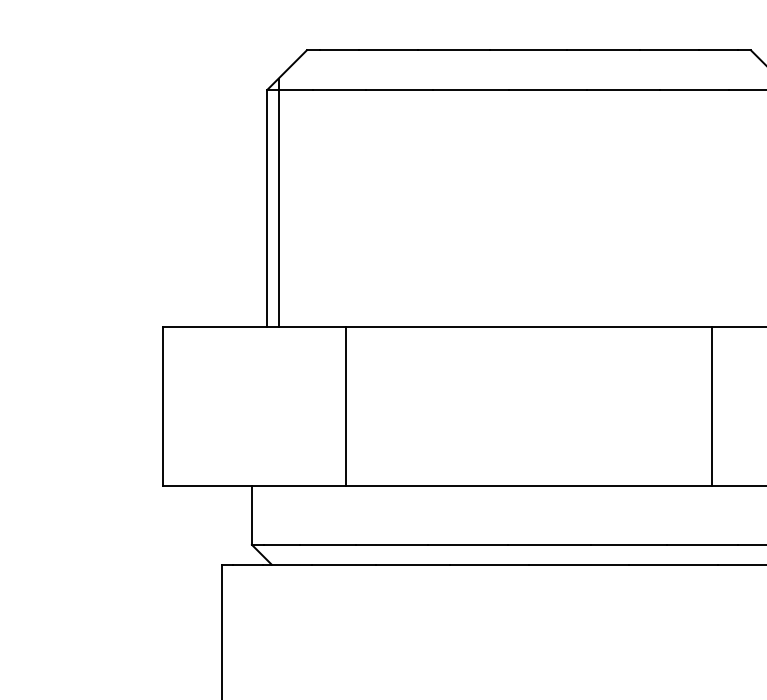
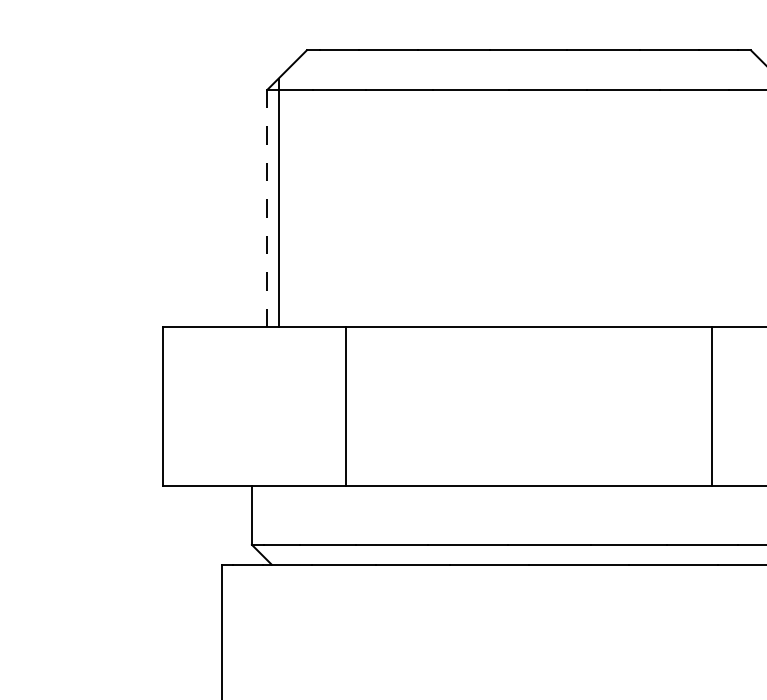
line: solid -> dashed (267, 208)
